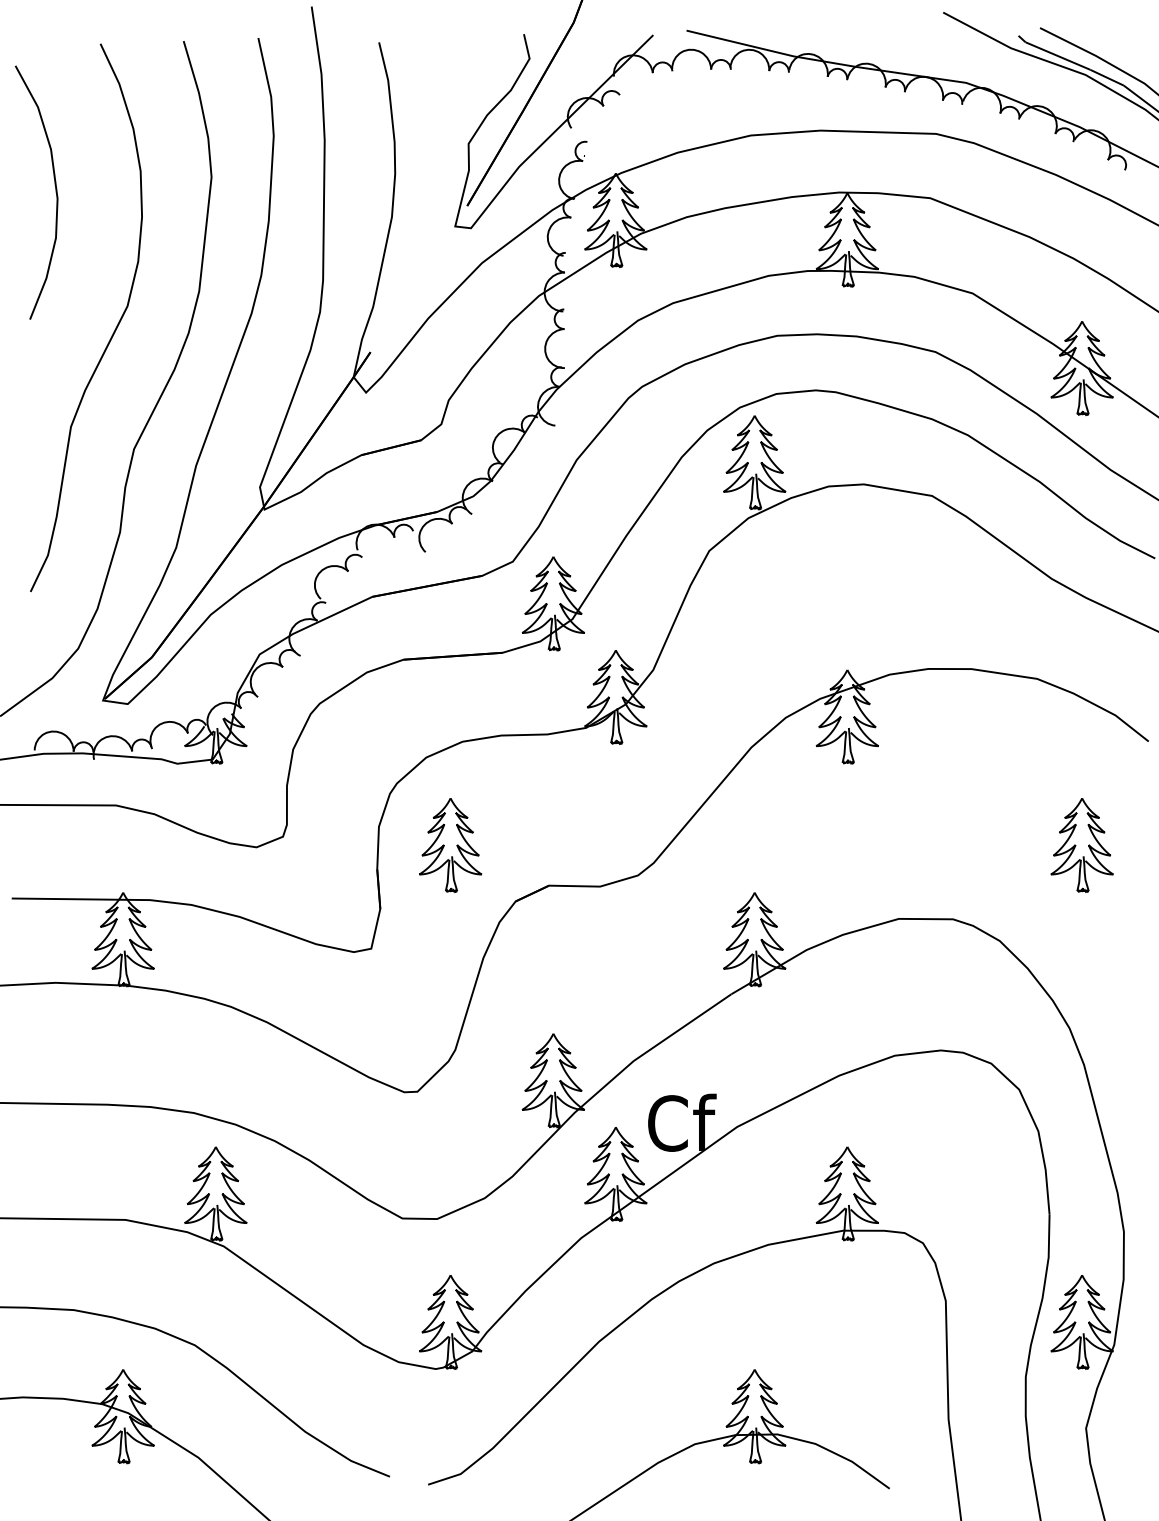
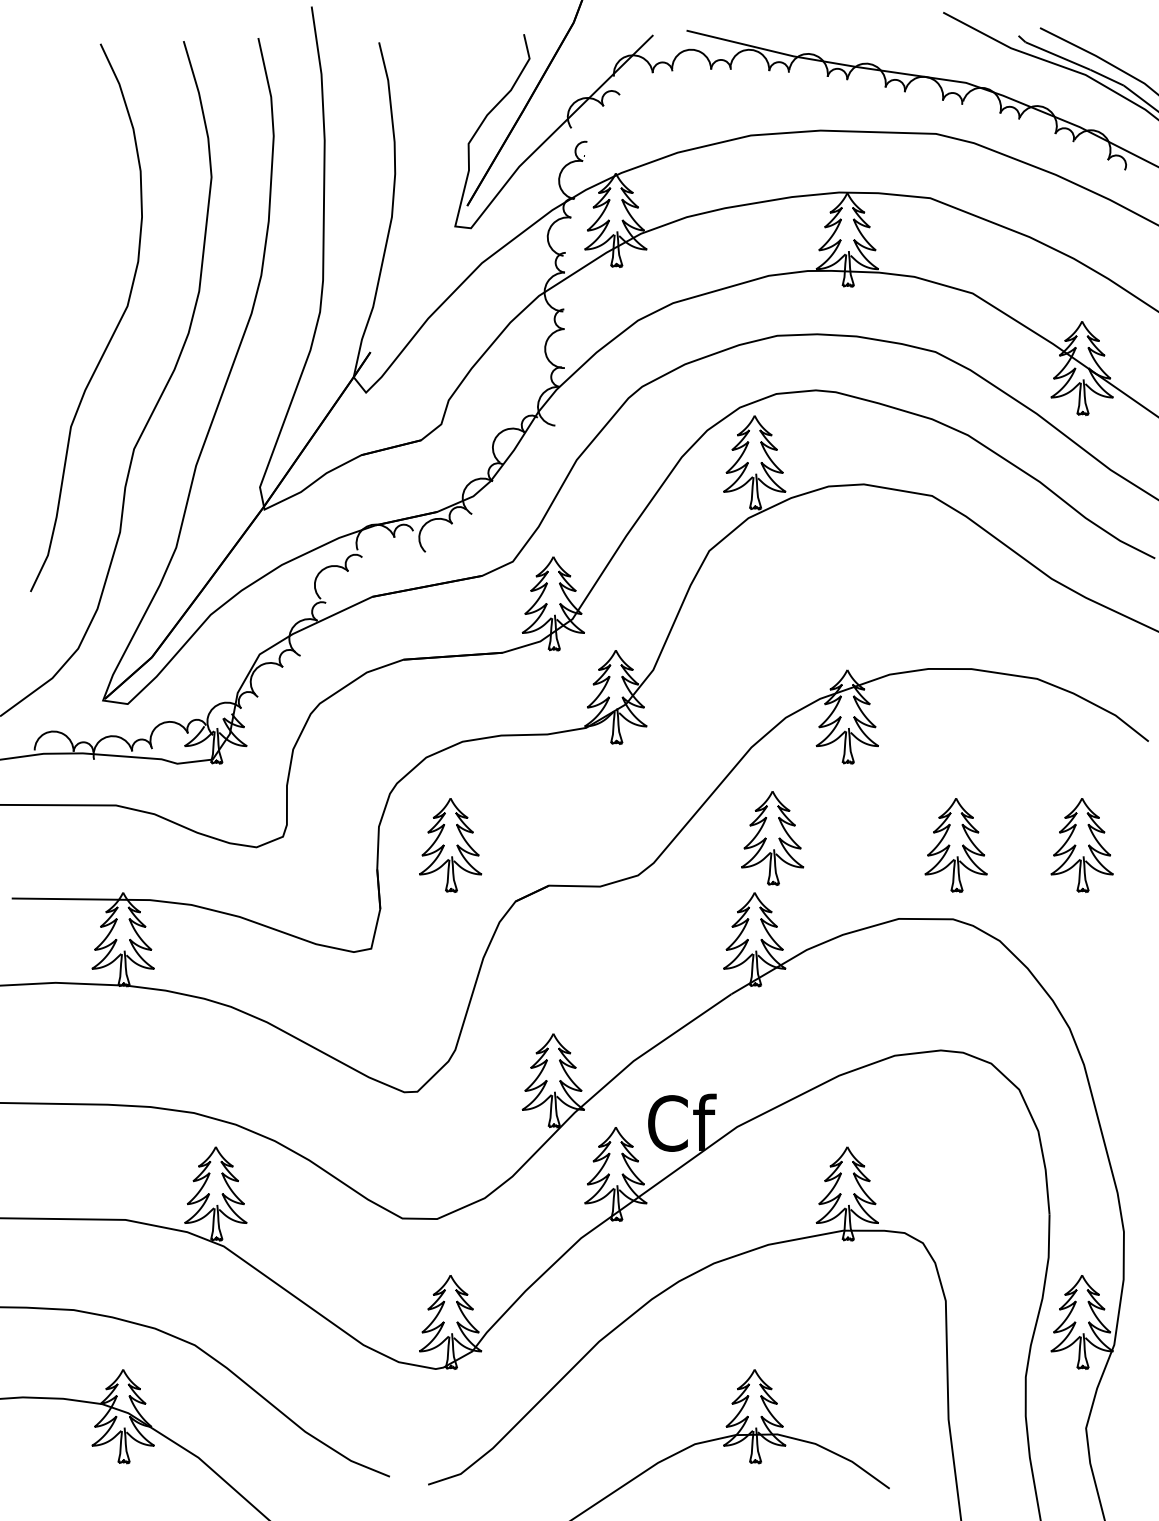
curve: present -> none (55, 192)
part: none -> present (772, 838)
part: none -> present (955, 845)
